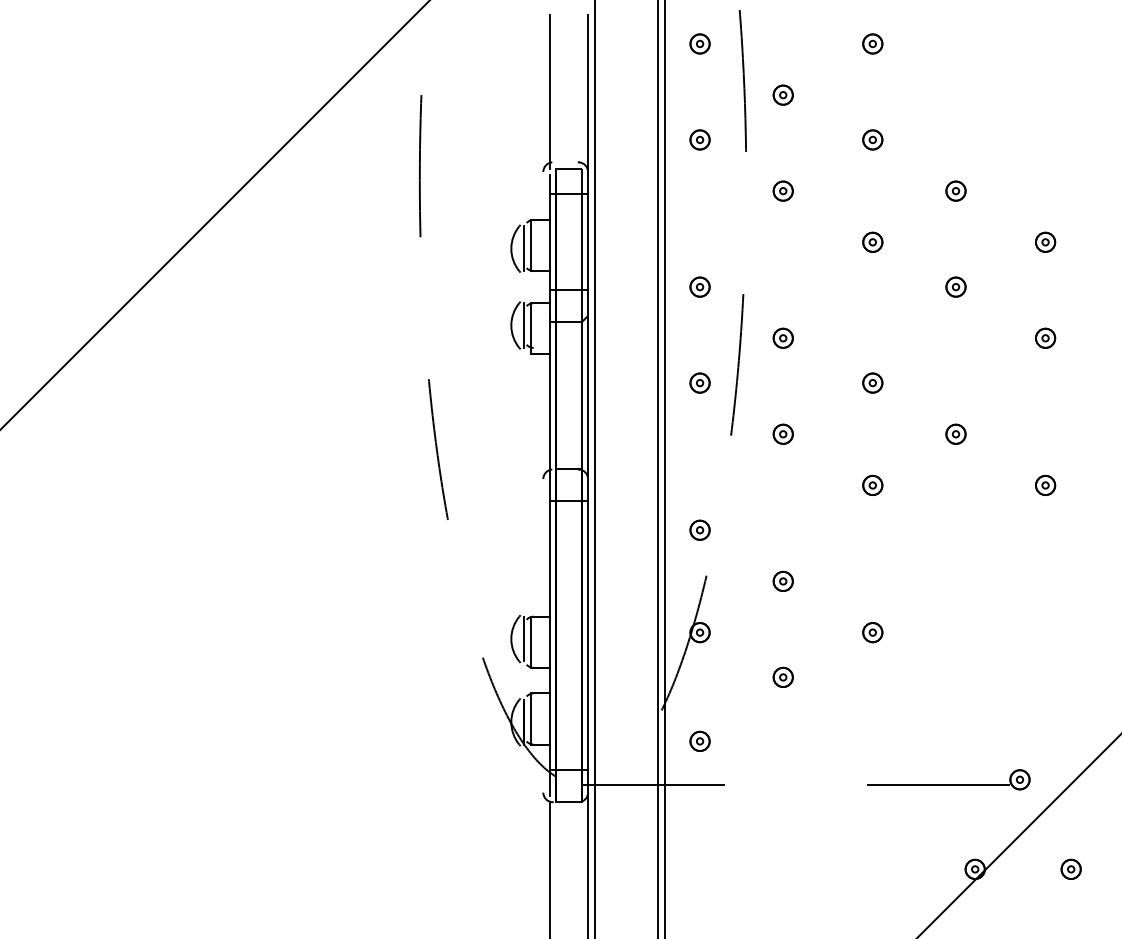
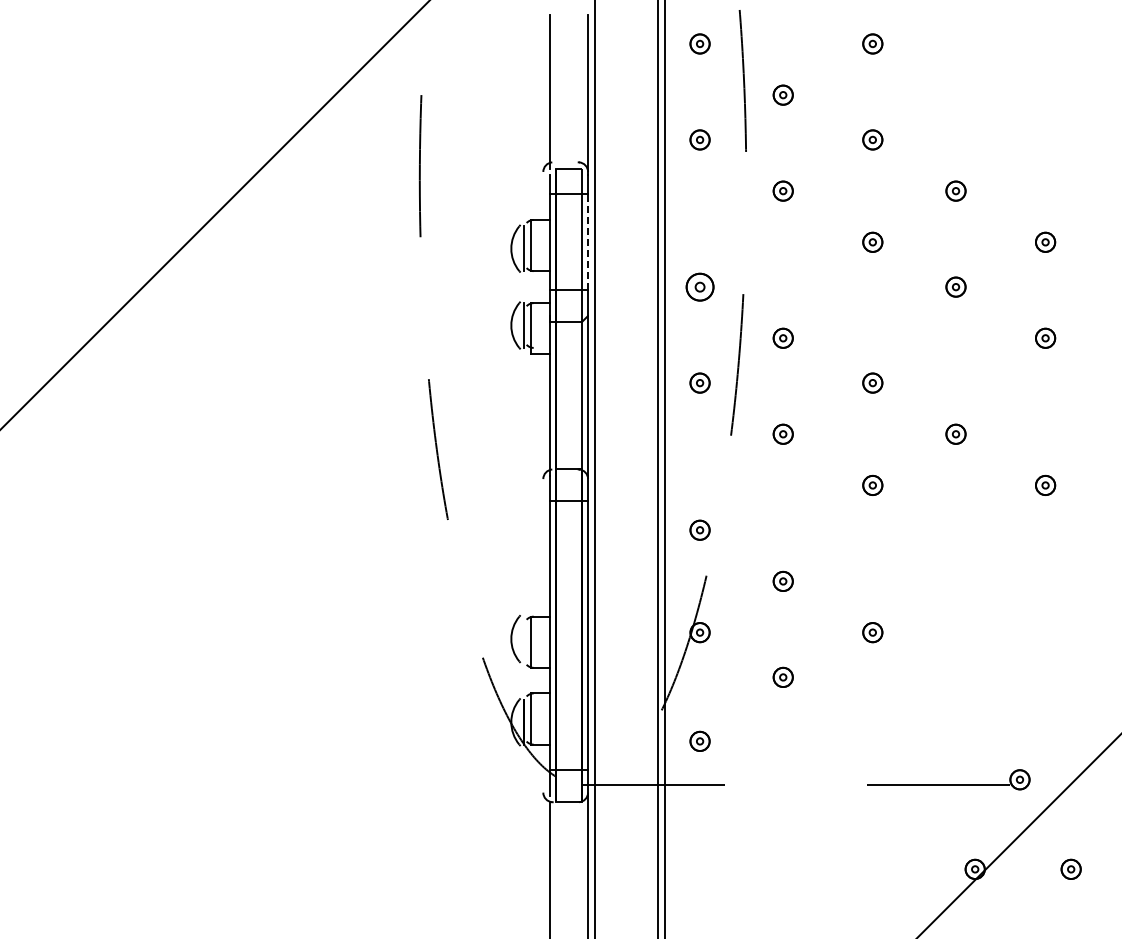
line: solid -> dashed (588, 242)
part size: 22x22 px -> 30x30 px (699, 286)
line: present -> none (524, 638)
